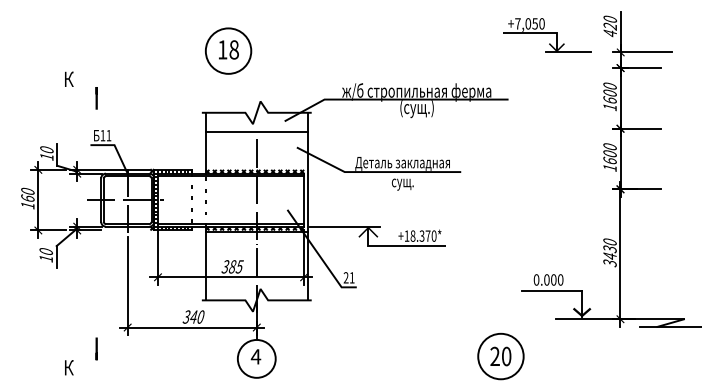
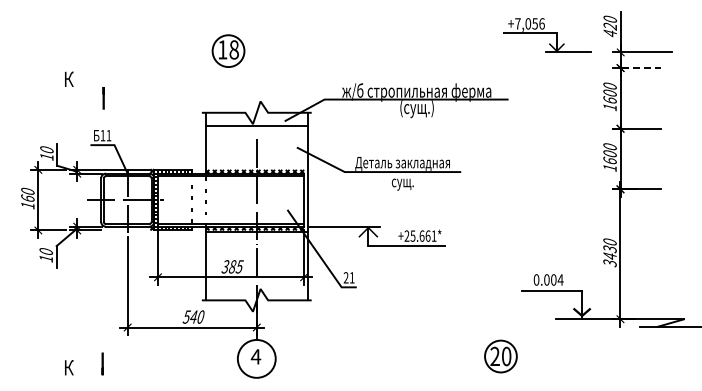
text: +7,050 -> +7,056 (541, 23)
circle diameter: 45 px -> 32 px (228, 51)
line: solid -> dashed (641, 68)
line position: (96, 98) -> (103, 98) (103, 98)
line position: (256, 131) -> (256, 125) (256, 125)
text: +18.370* -> +25.661* (420, 235)
text: 0.000 -> 0.004 (560, 279)
text: 340 -> 540 (187, 316)
line position: (96, 348) -> (102, 363) (102, 363)
circle diameter: 45 px -> 32 px (500, 356)
